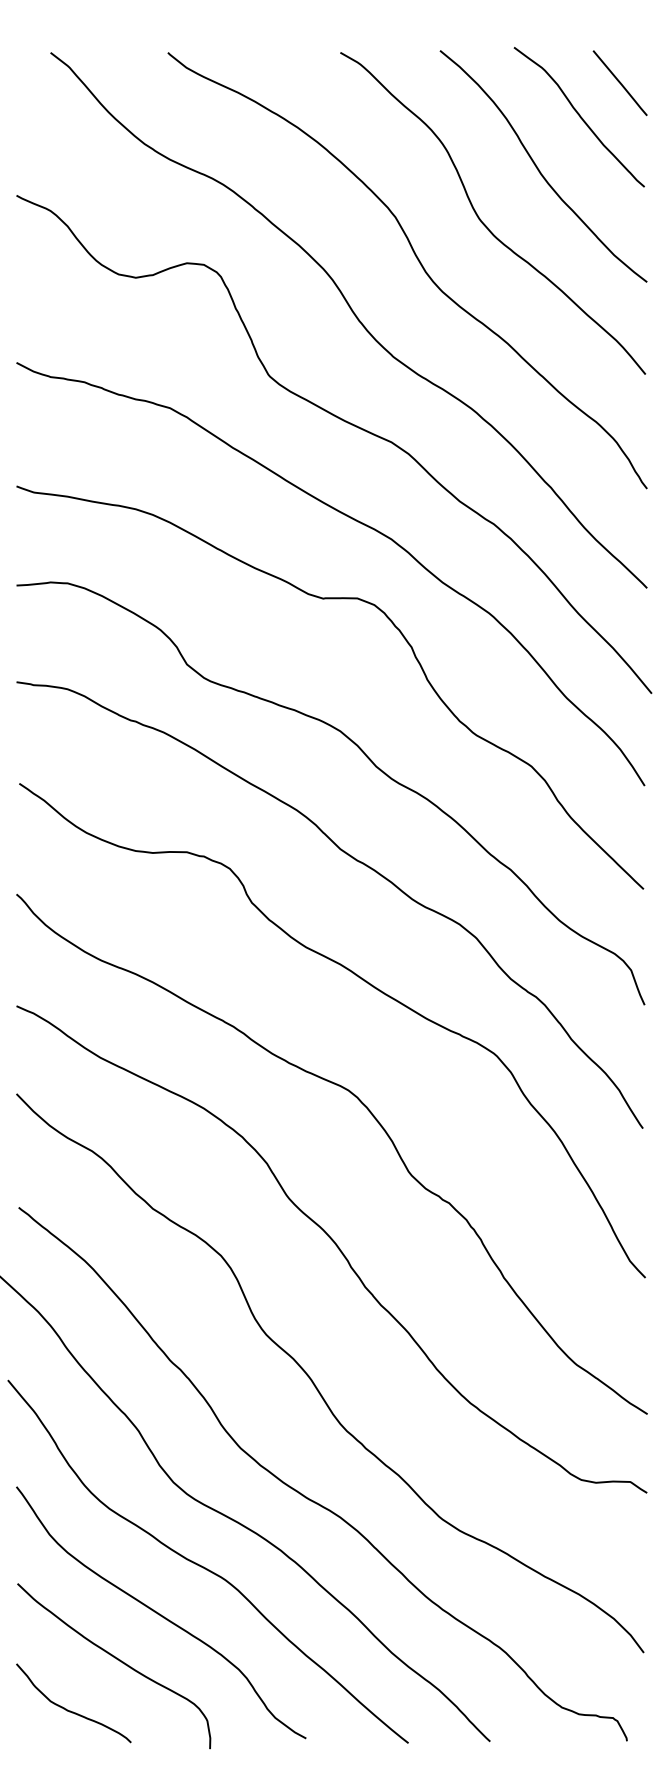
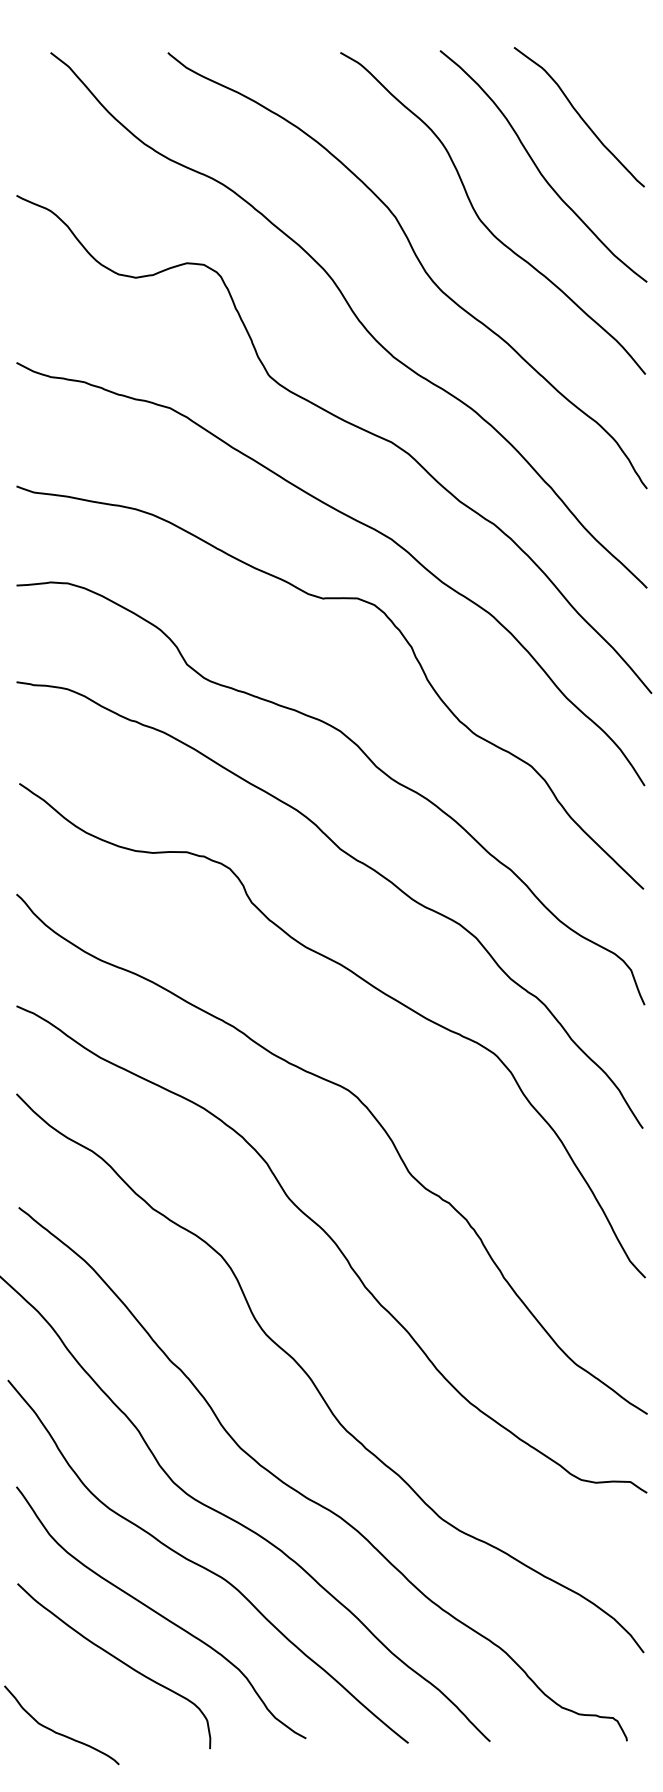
line: present -> none (619, 83)
curve position: (70, 1710) -> (58, 1732) (58, 1732)
